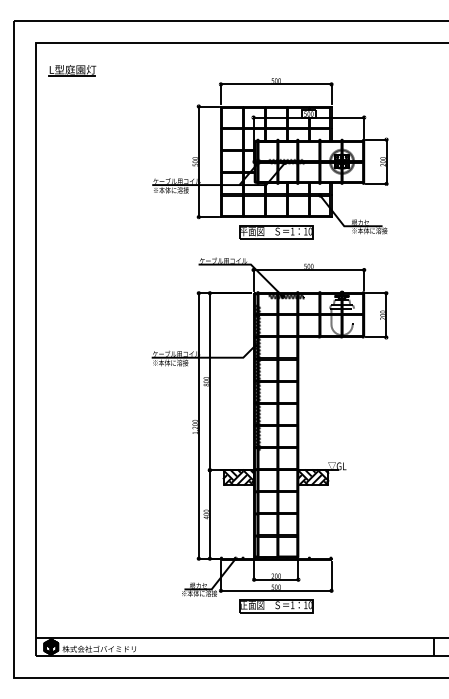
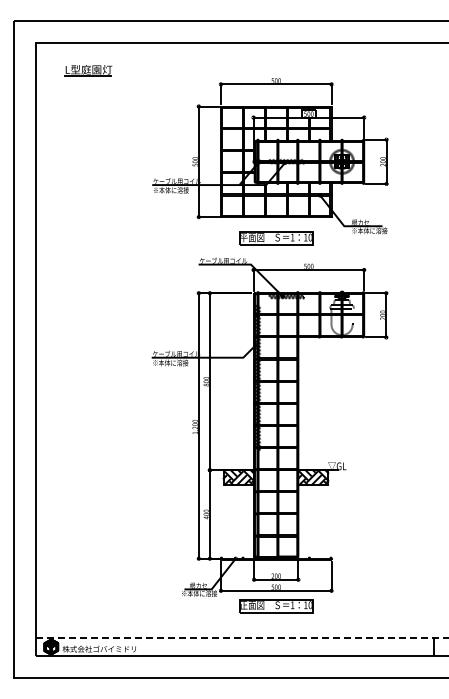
part position: (72, 70) -> (88, 70) (88, 70)
part position: (276, 232) -> (276, 238) (276, 238)
line: solid -> dashed (242, 638)
